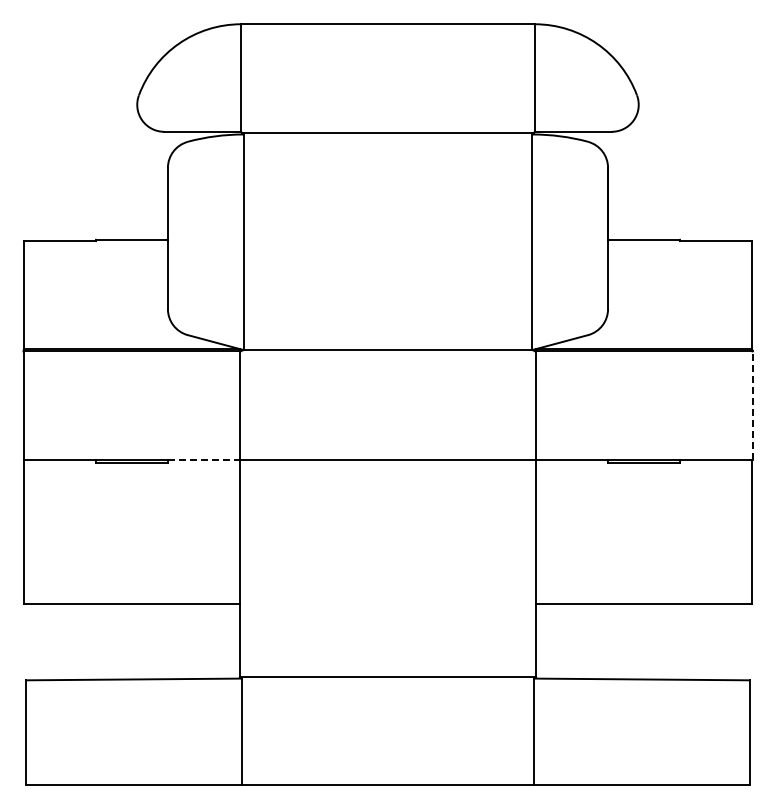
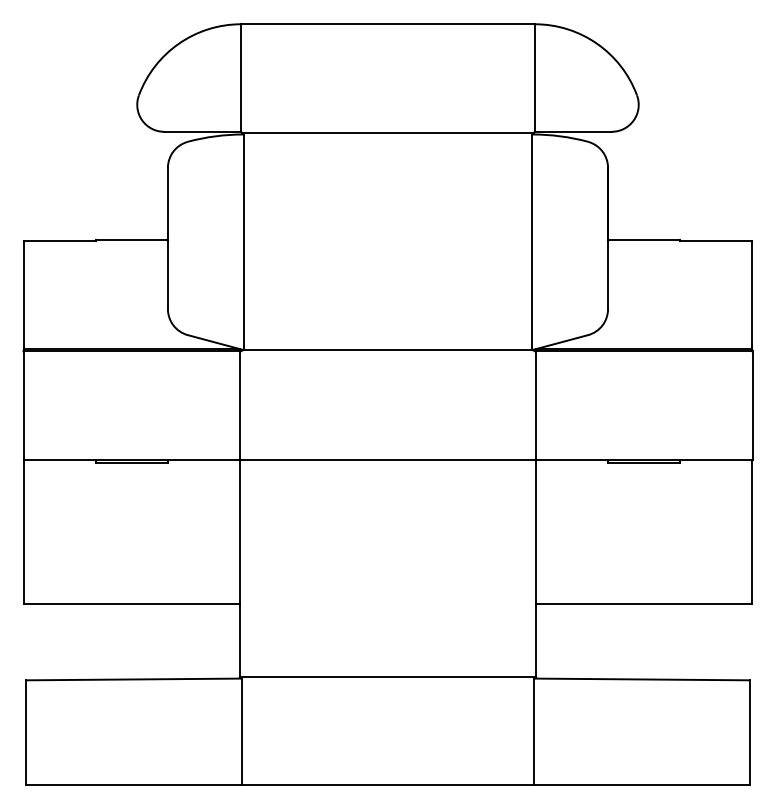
line: dashed -> solid (752, 405)
line: dashed -> solid (204, 459)
